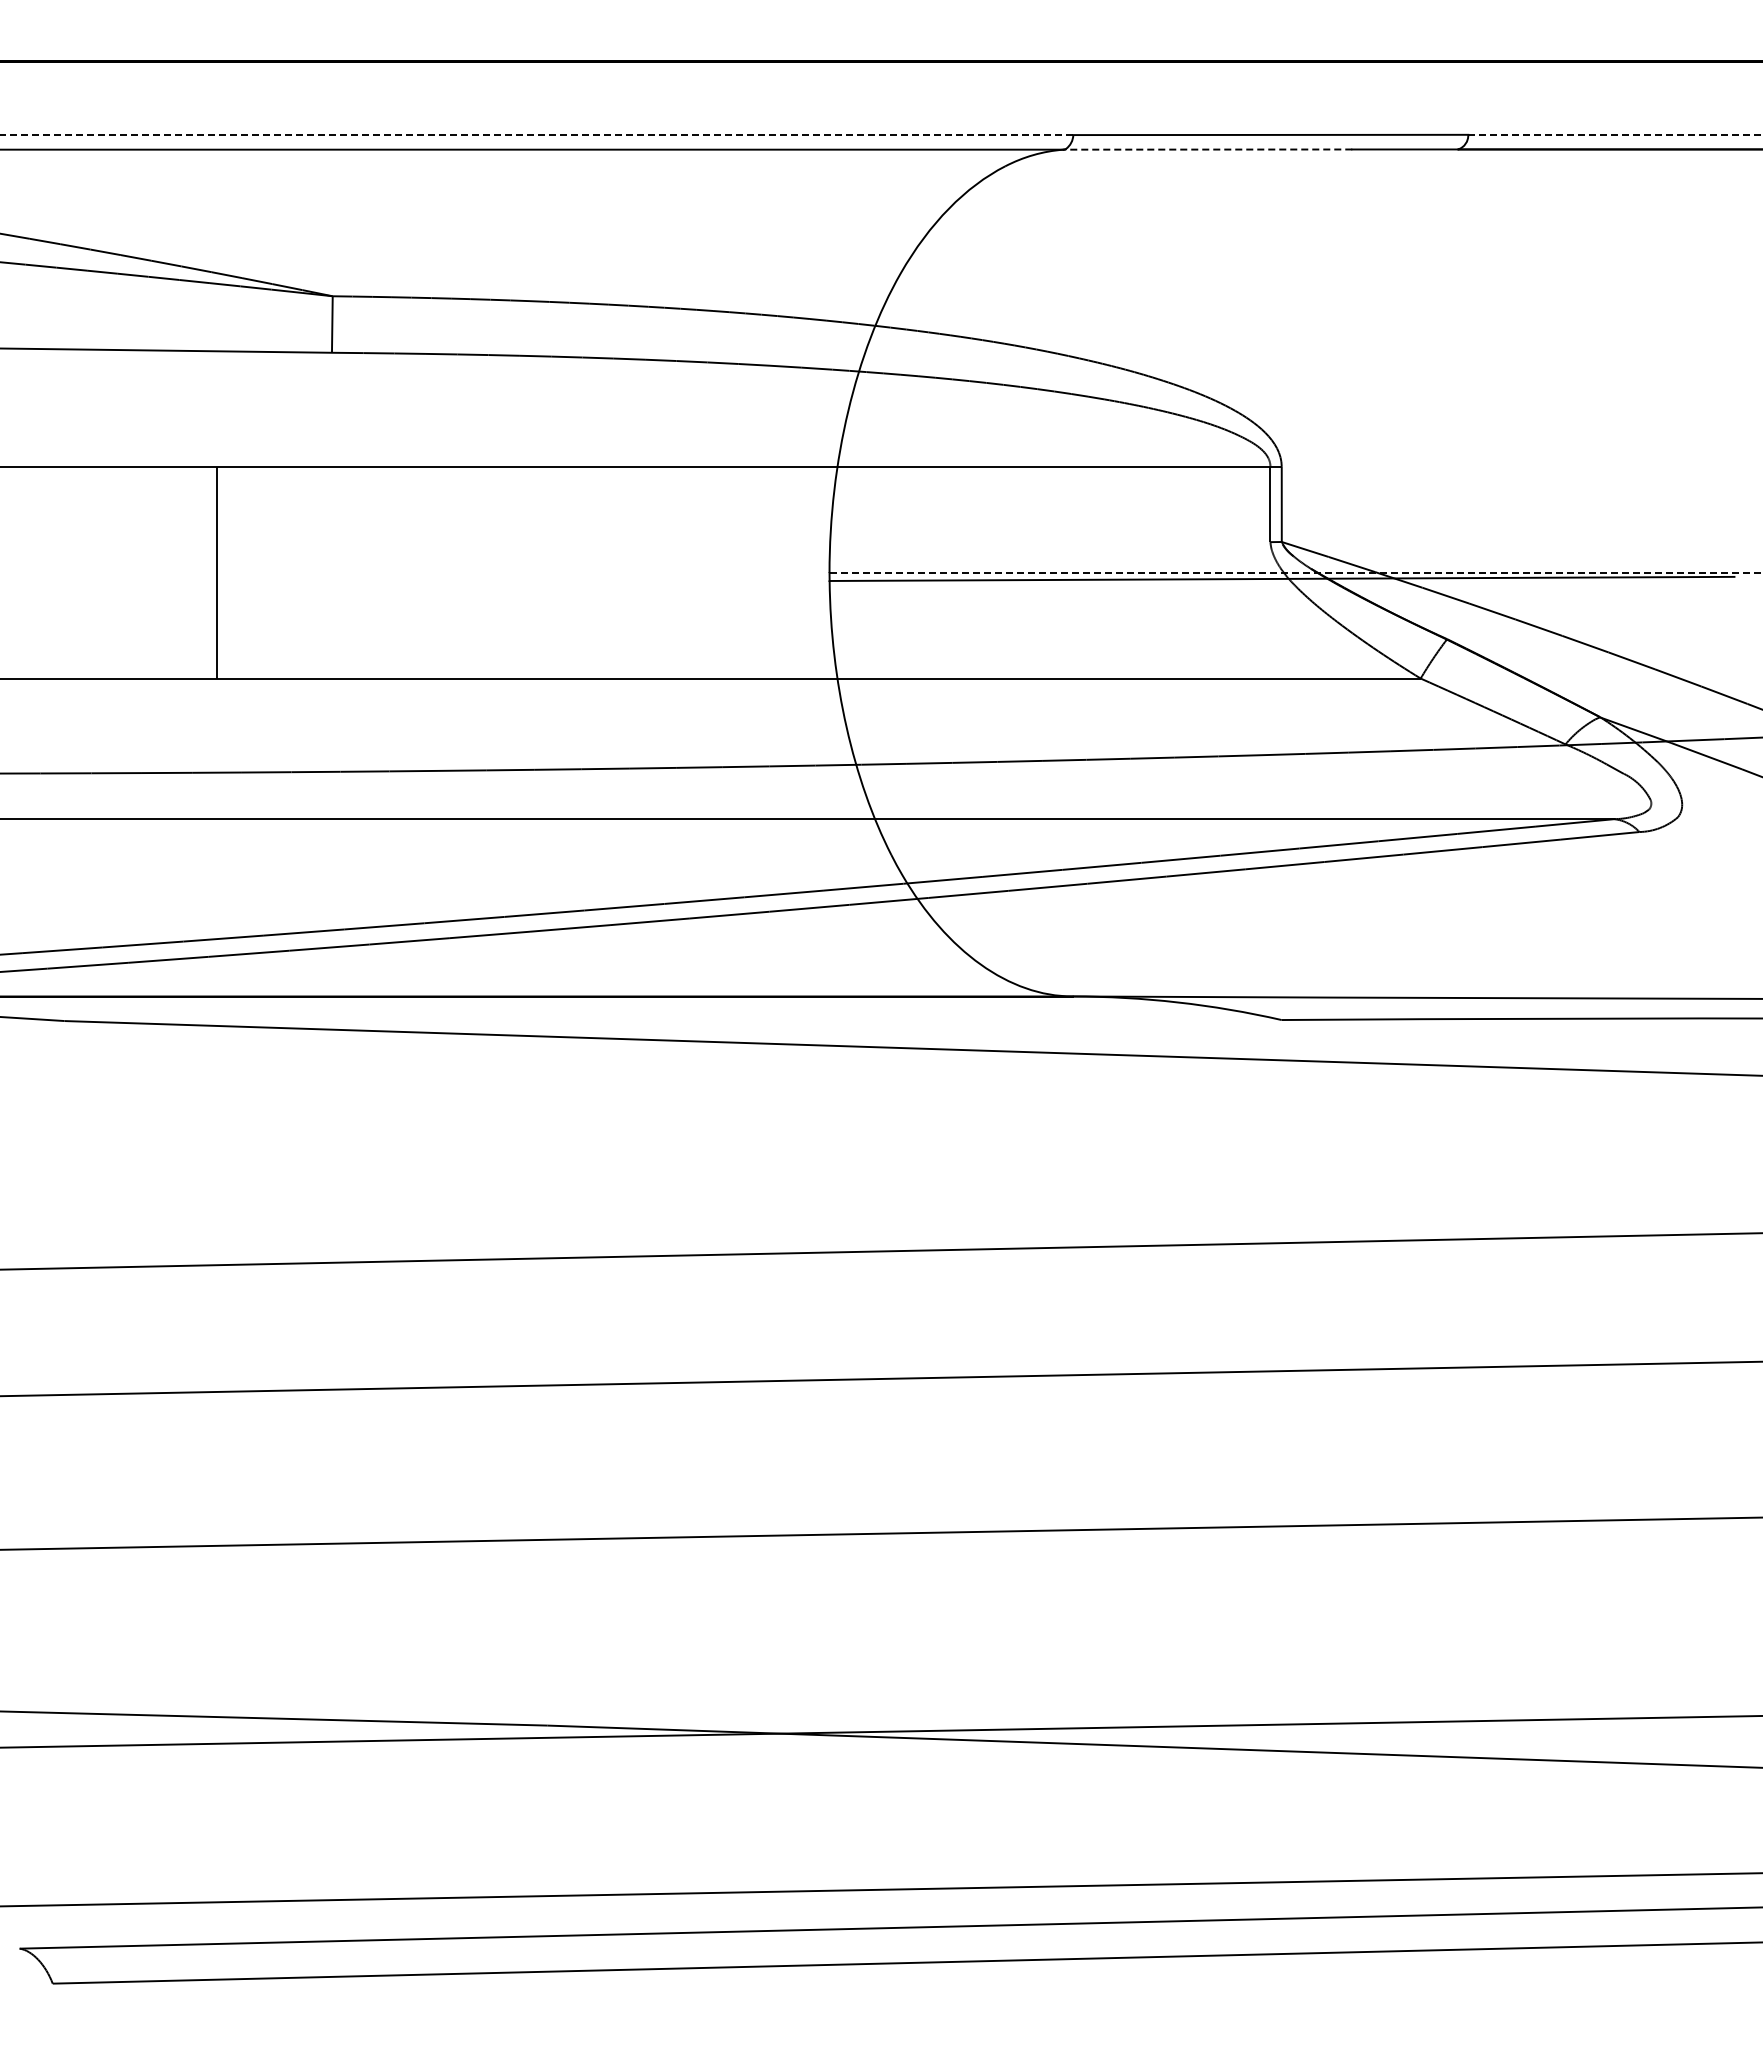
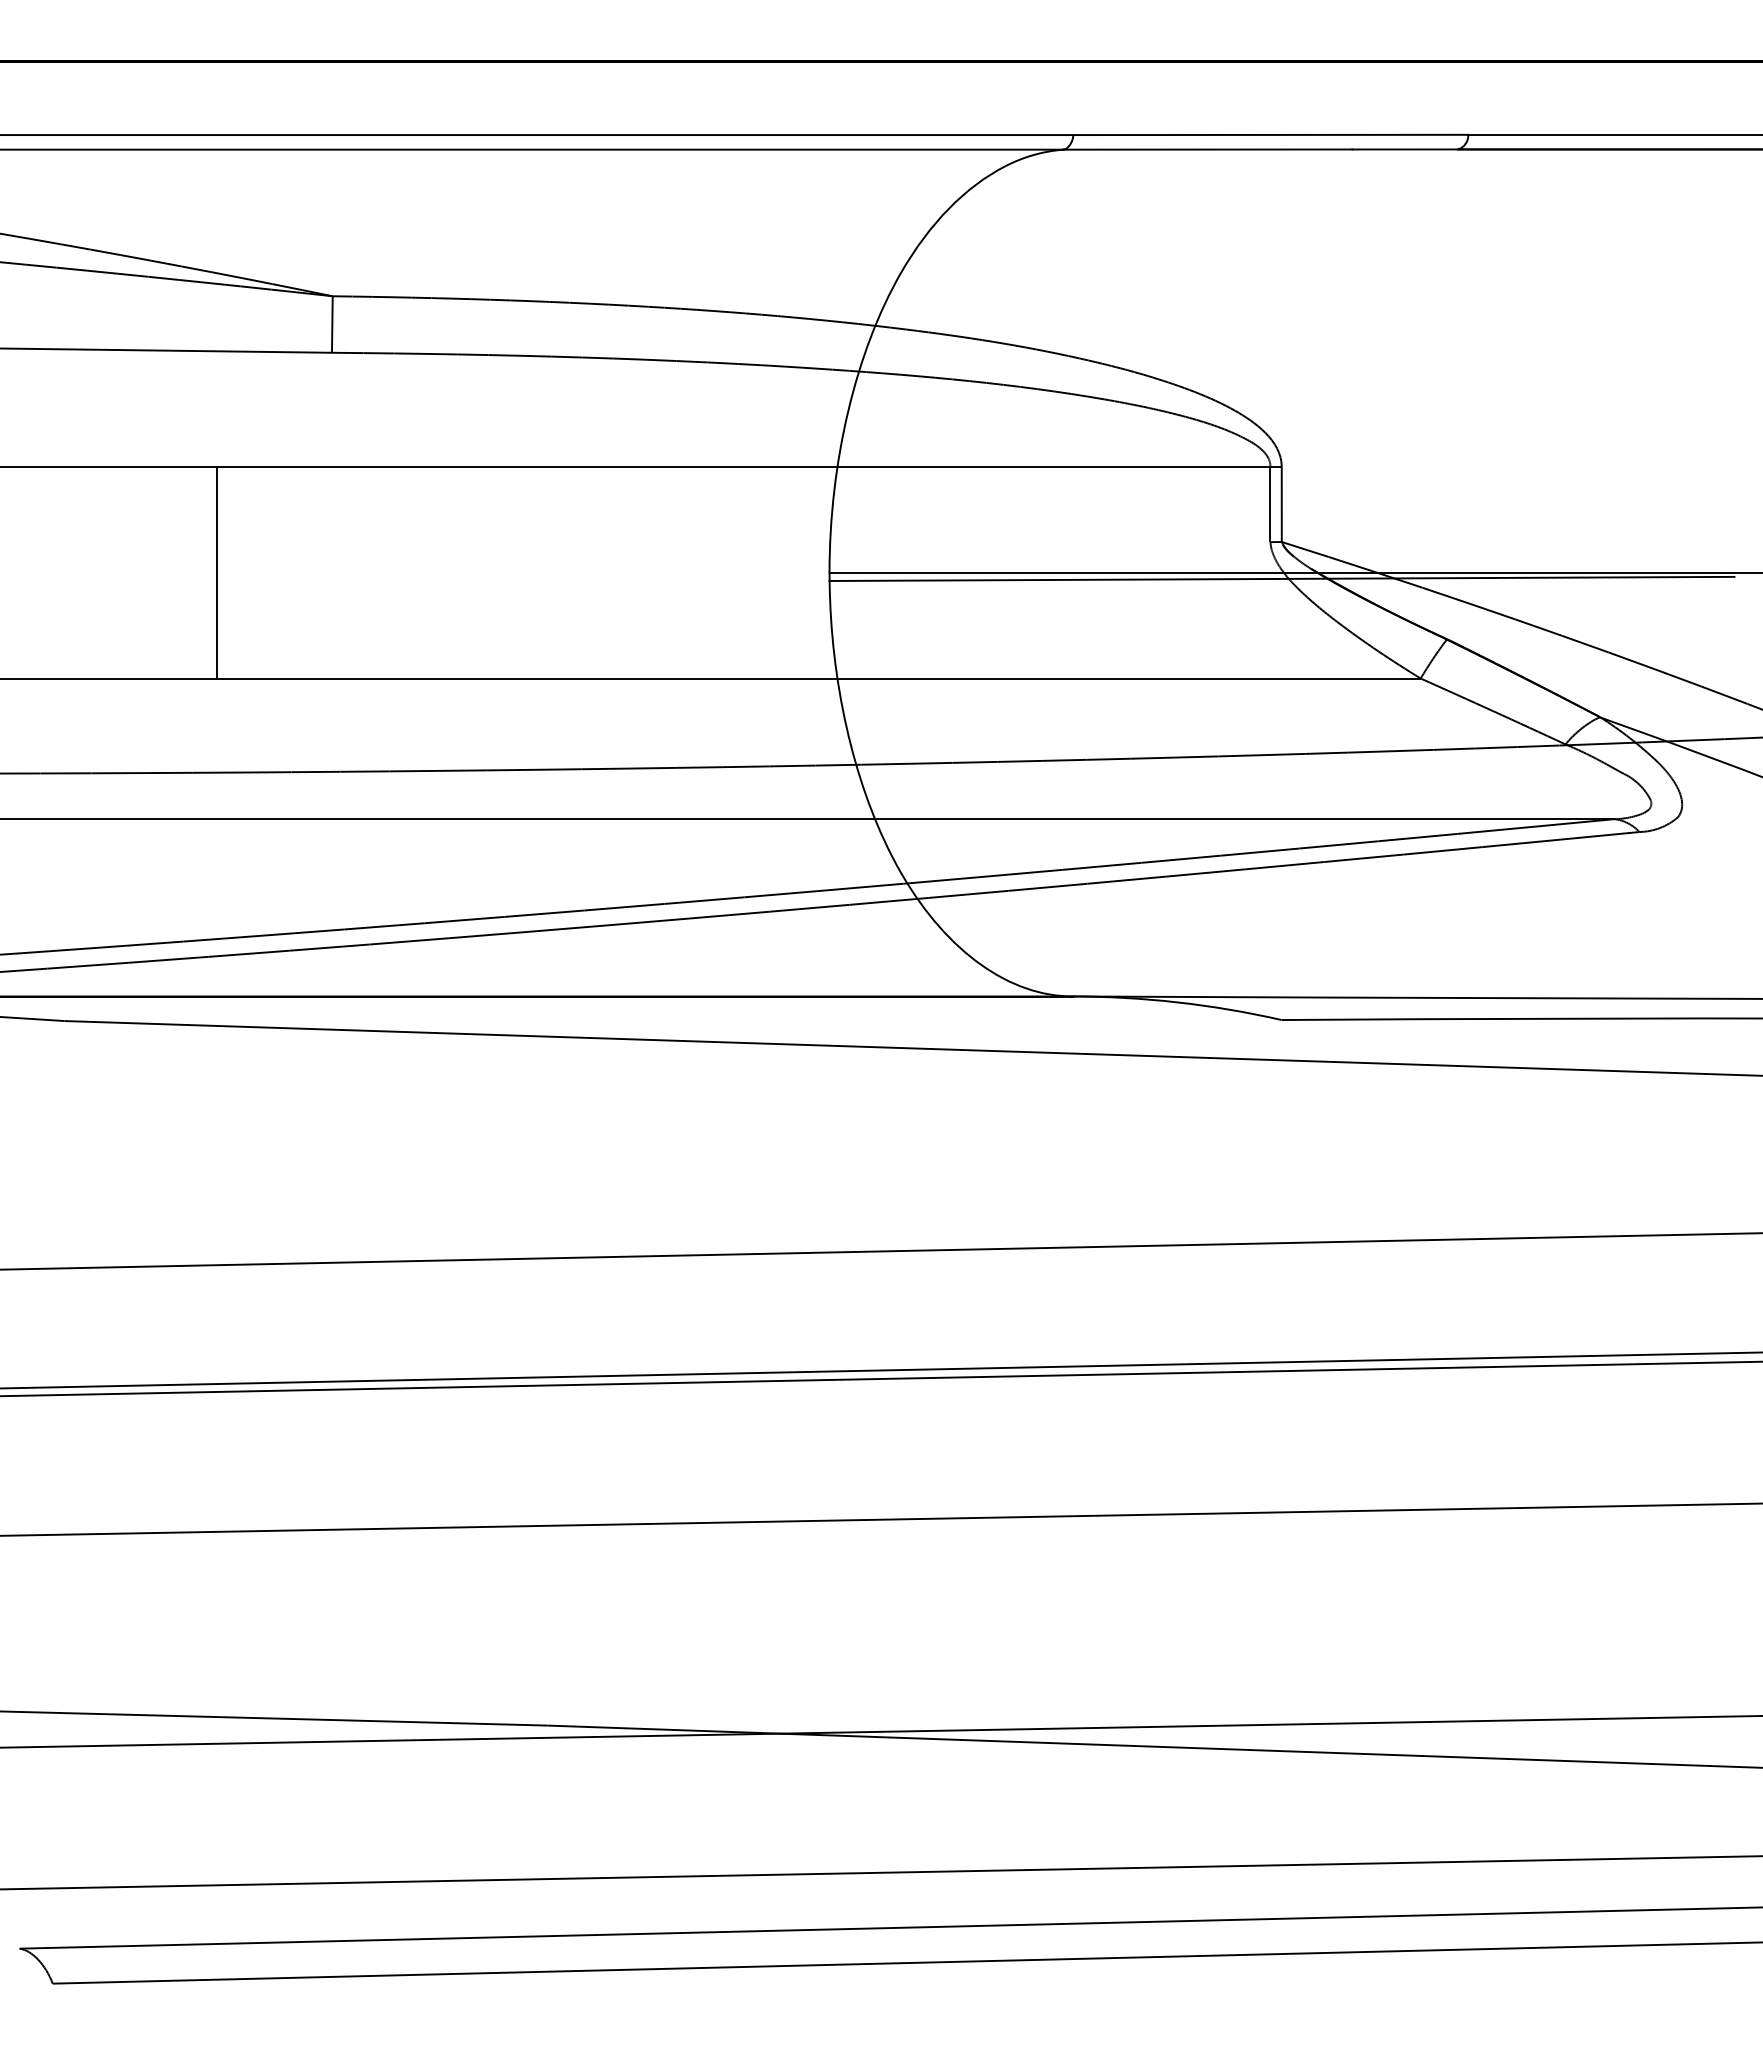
line: dashed -> solid (1615, 134)
line: dashed -> solid (537, 135)
line: dashed -> solid (1207, 149)
line: dashed -> solid (1296, 572)
line: none -> present (880, 1370)
line position: (880, 1533) -> (880, 1519) (880, 1519)
line position: (880, 1889) -> (880, 1872) (880, 1872)
